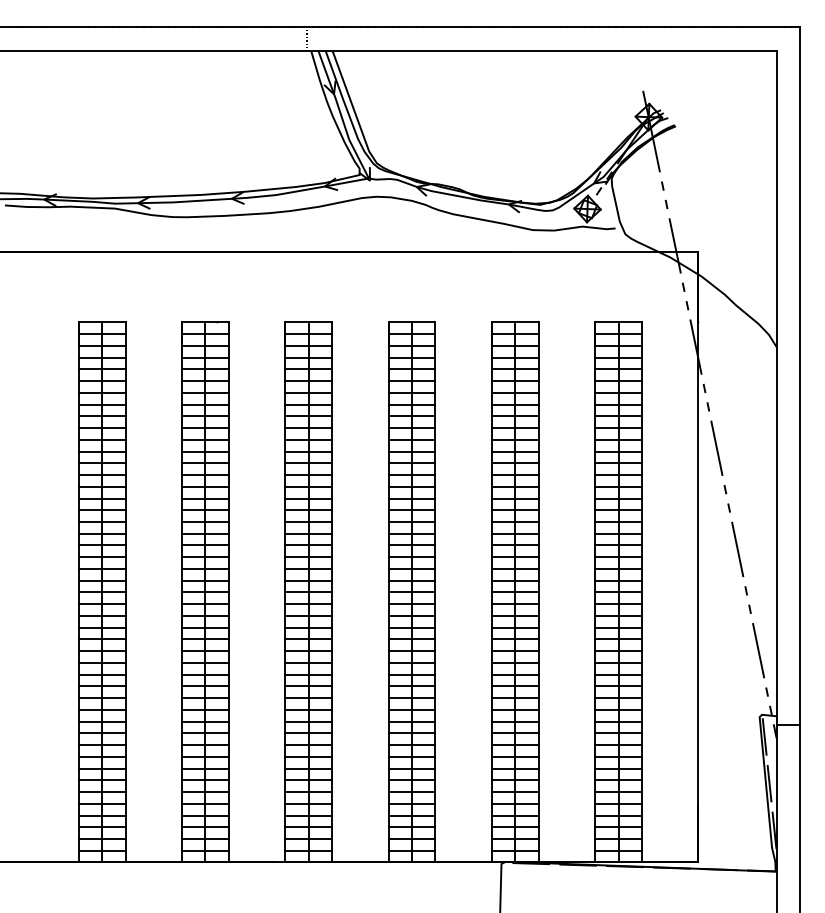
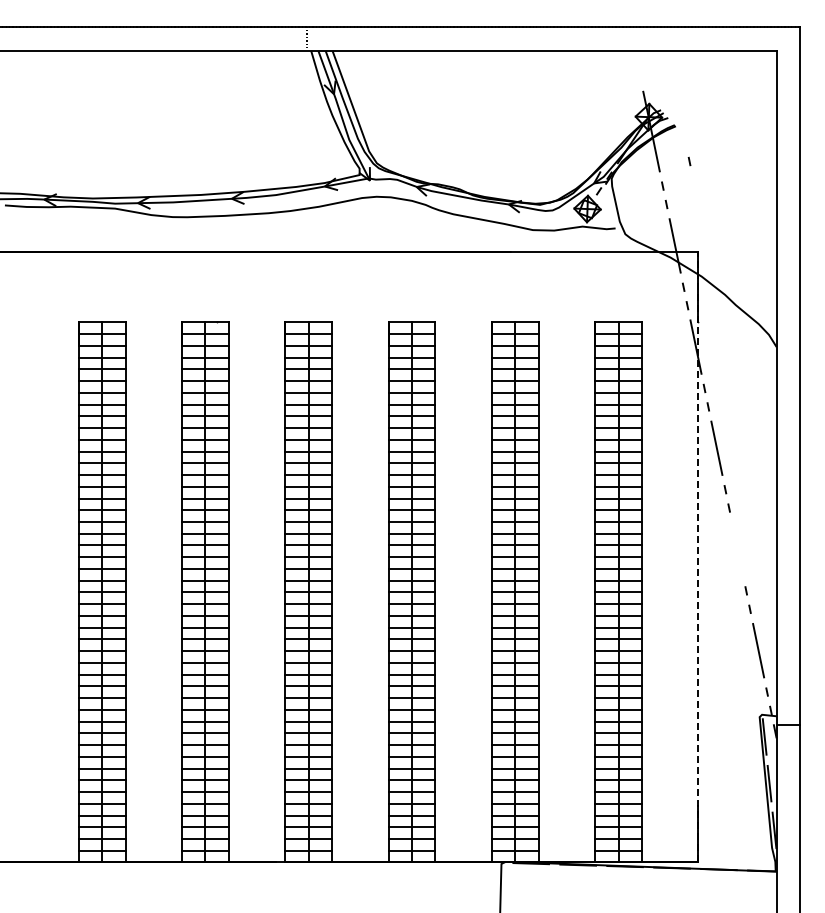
line: none -> present (689, 161)
line: present -> none (737, 549)
line: solid -> dashed (698, 556)
